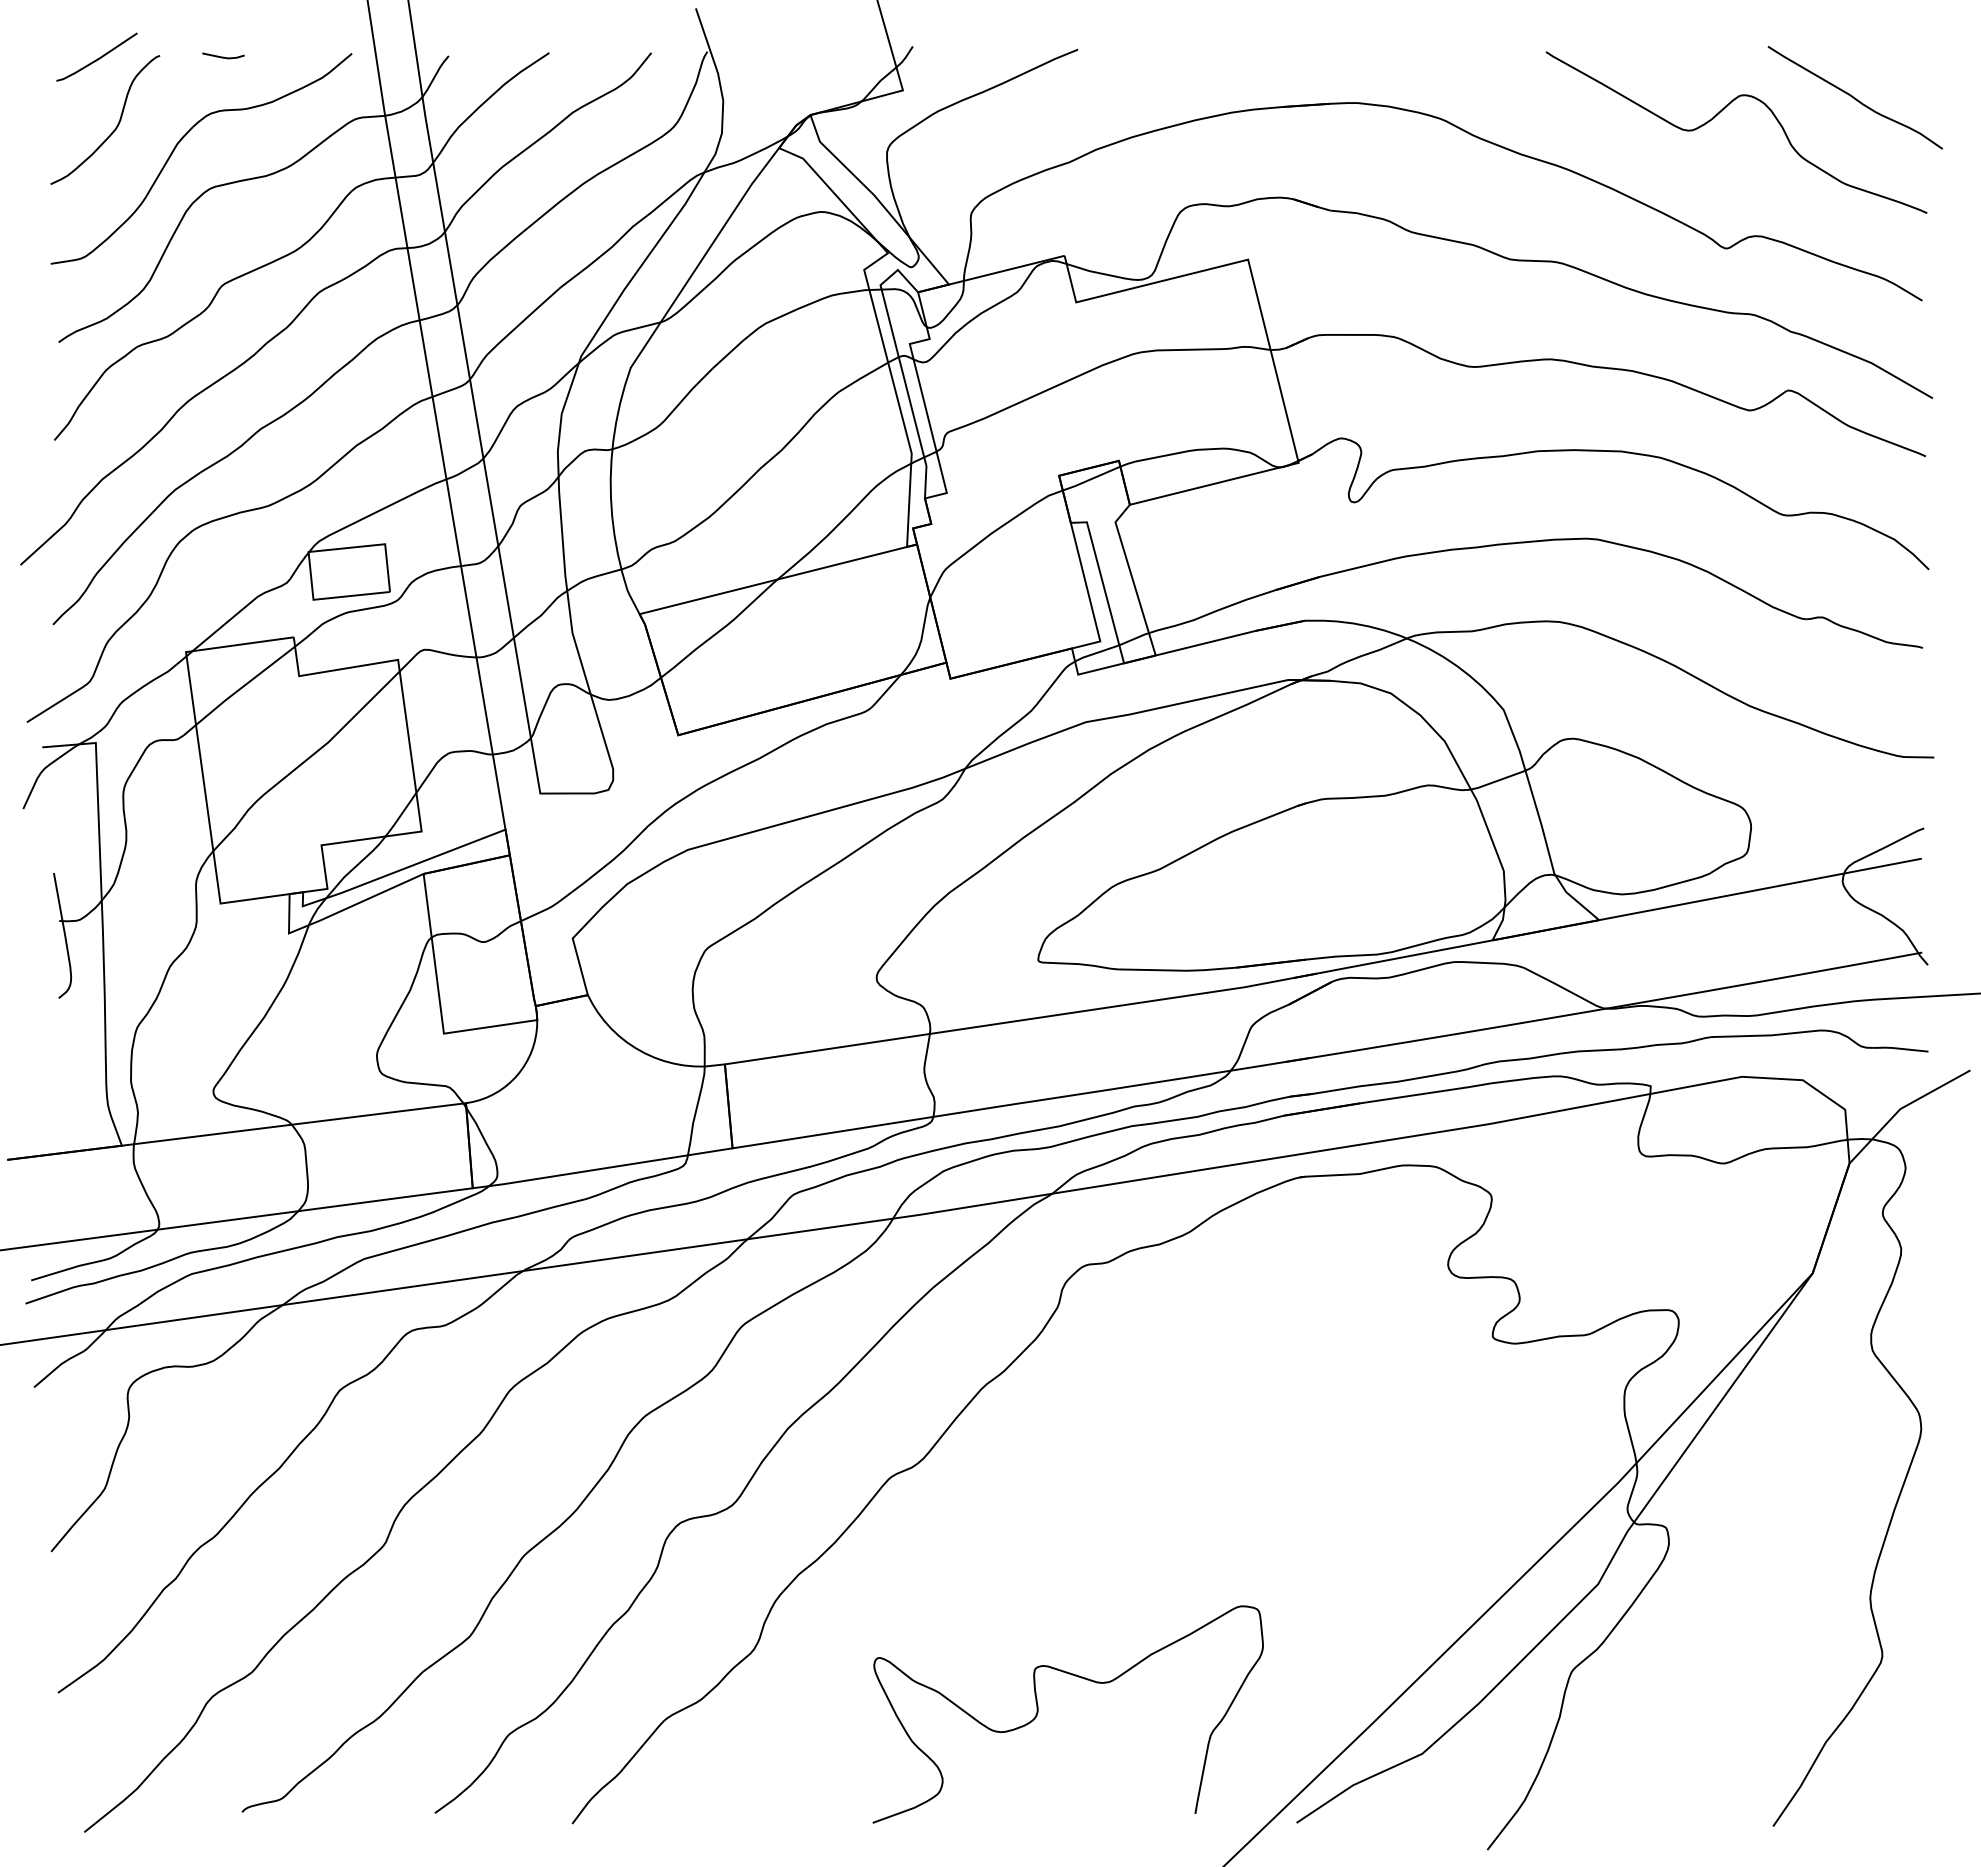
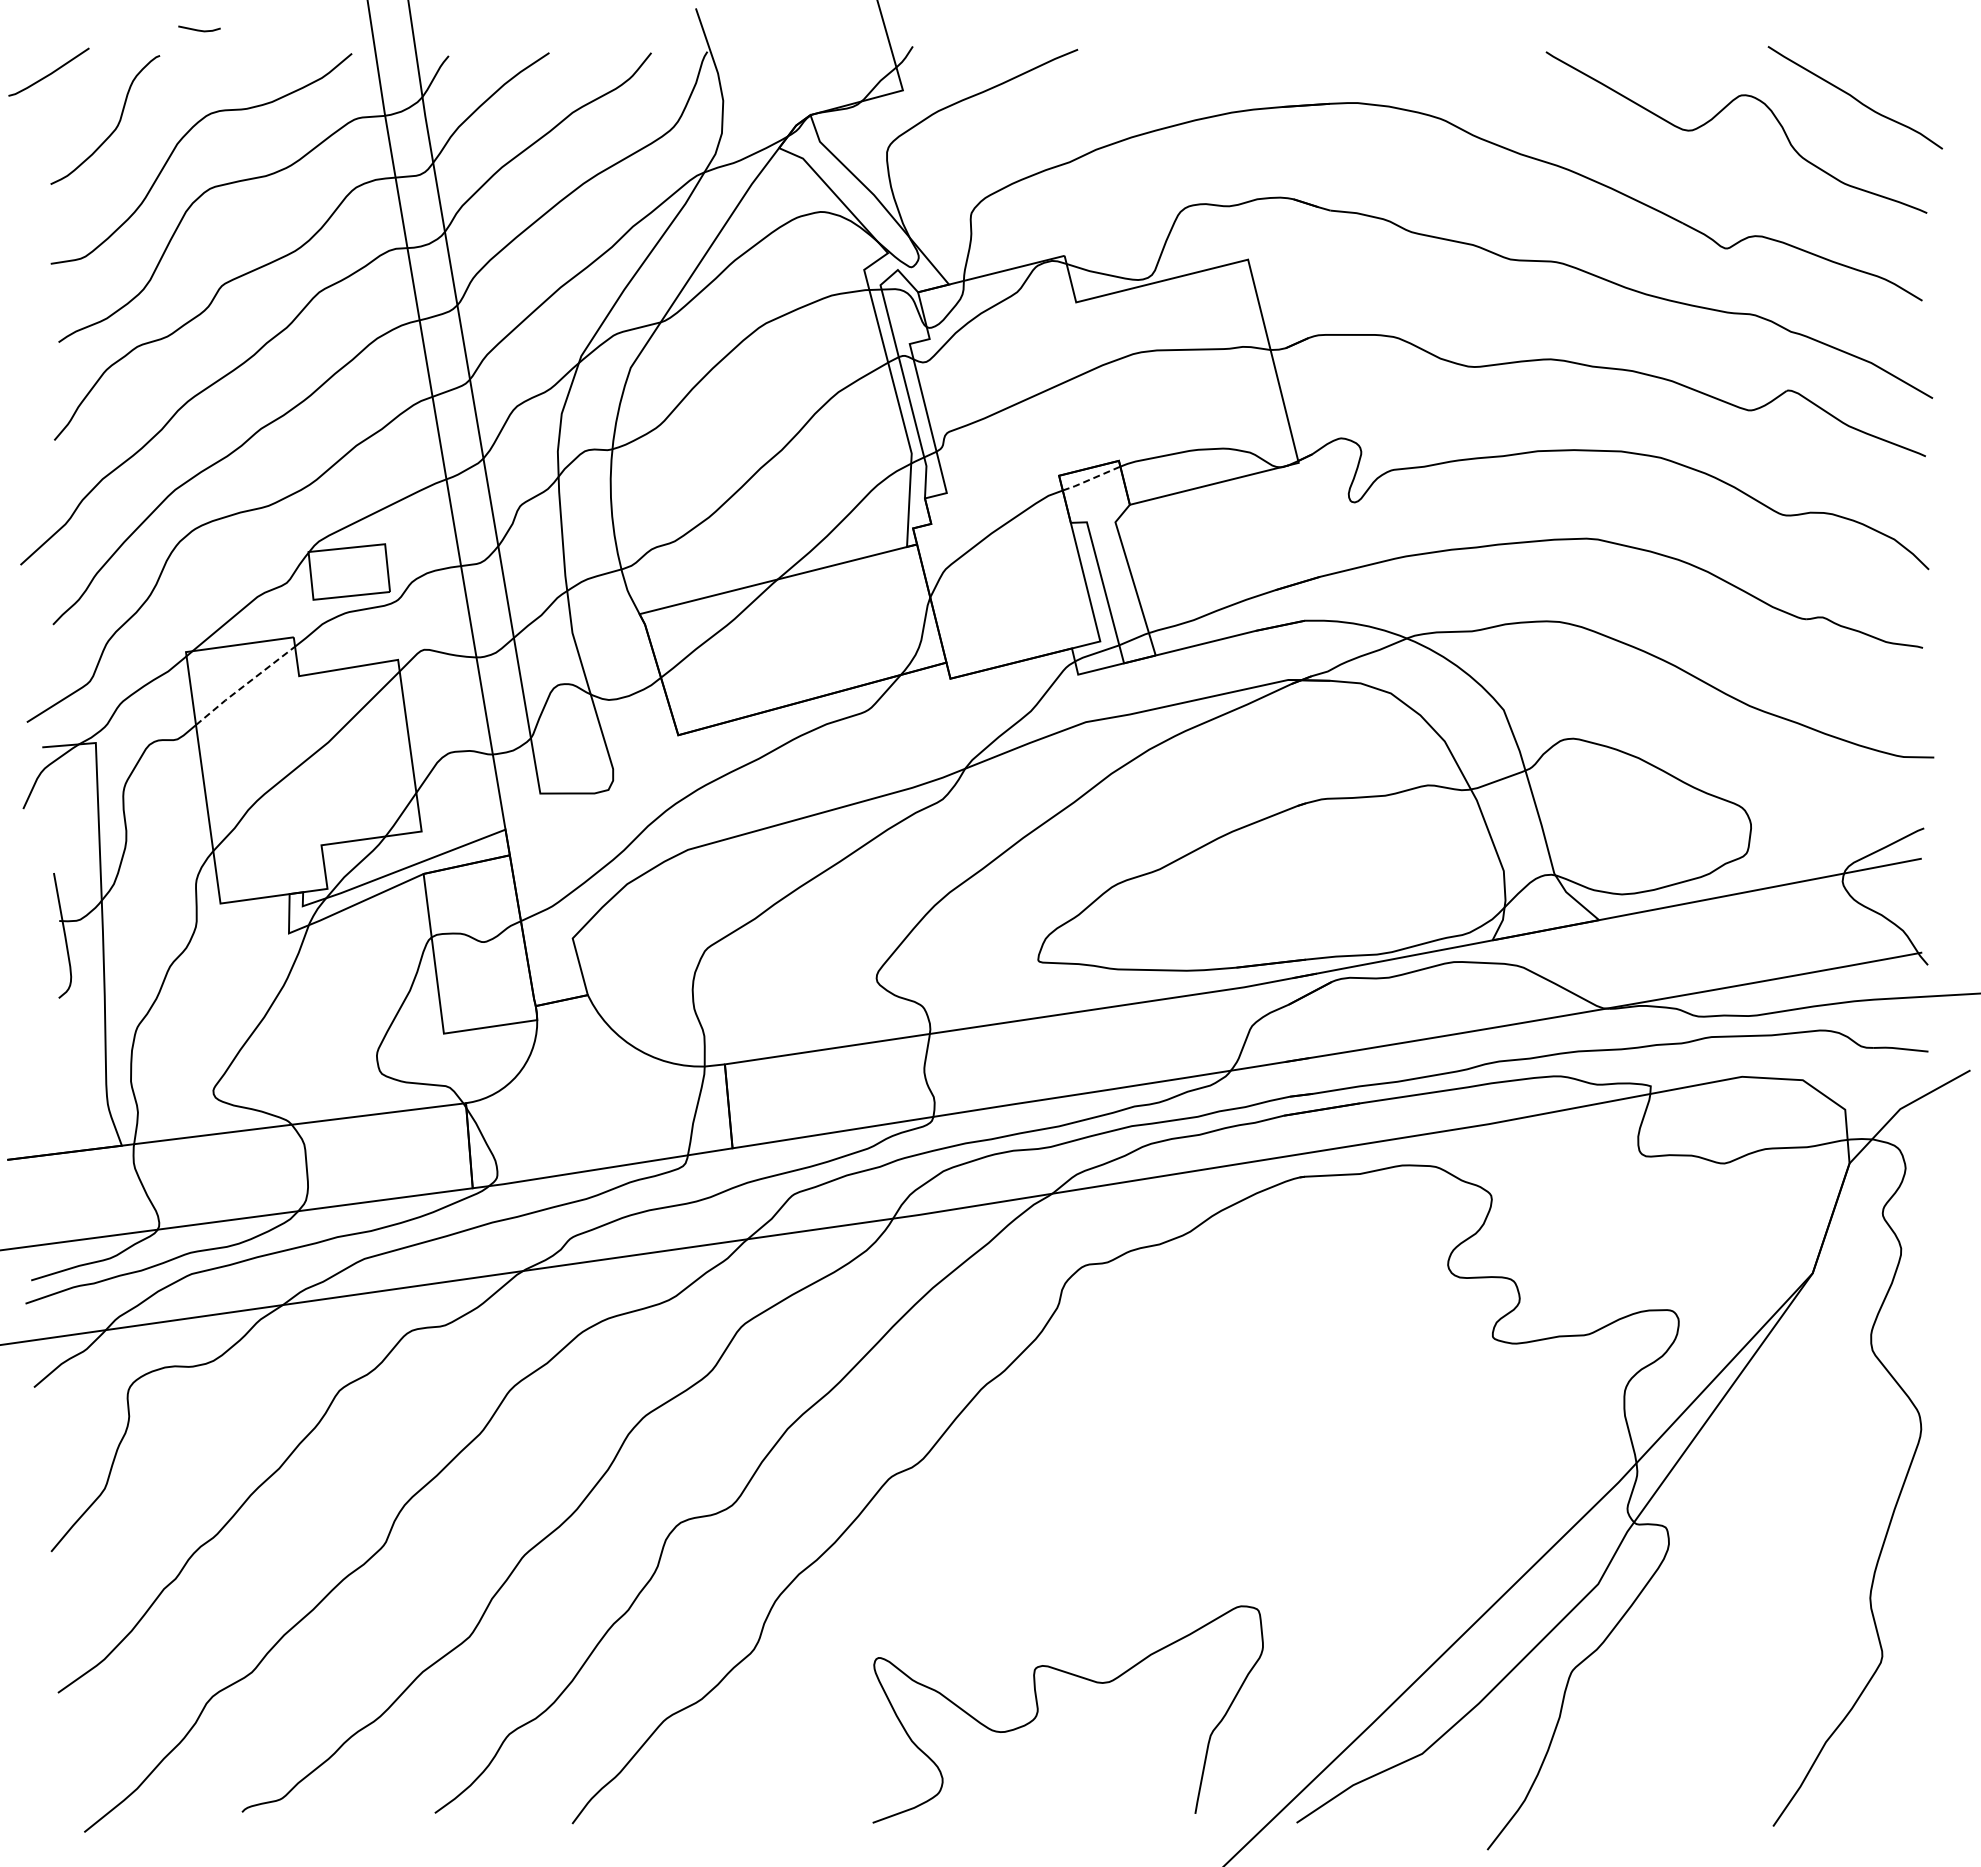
line position: (223, 56) -> (199, 29) (199, 29)
line position: (97, 58) -> (49, 73) (49, 73)
line: solid -> dashed (1091, 479)
line: solid -> dashed (244, 685)
